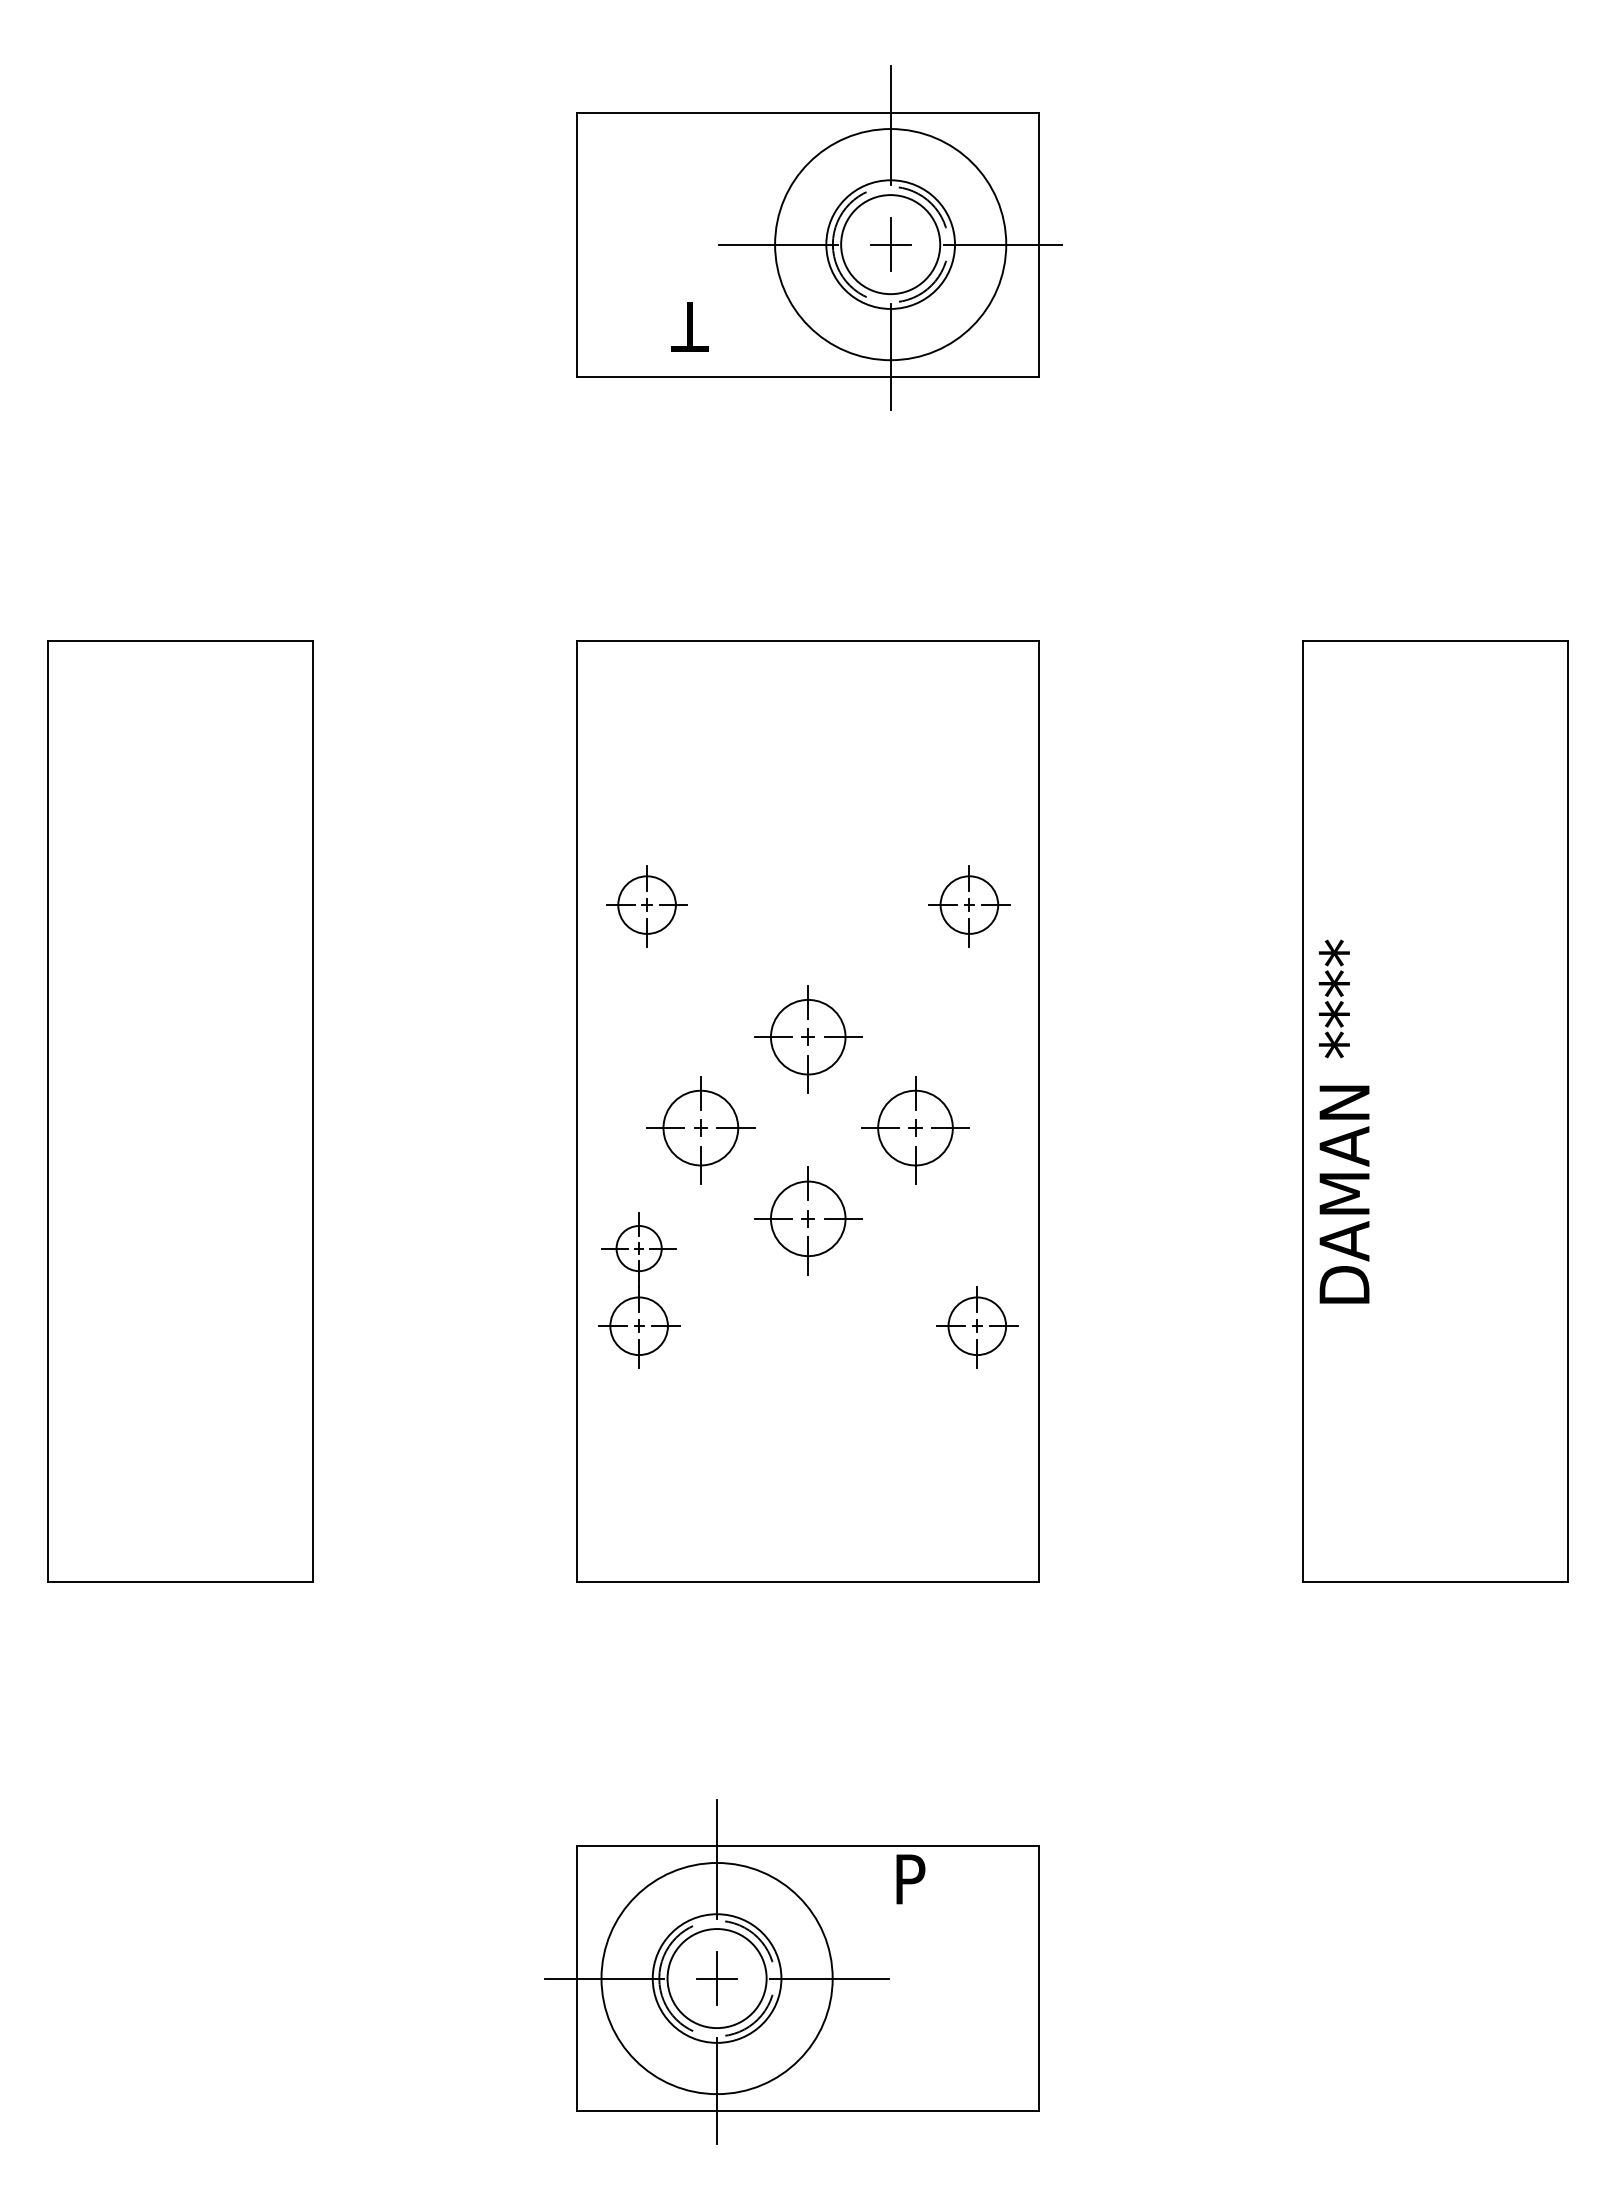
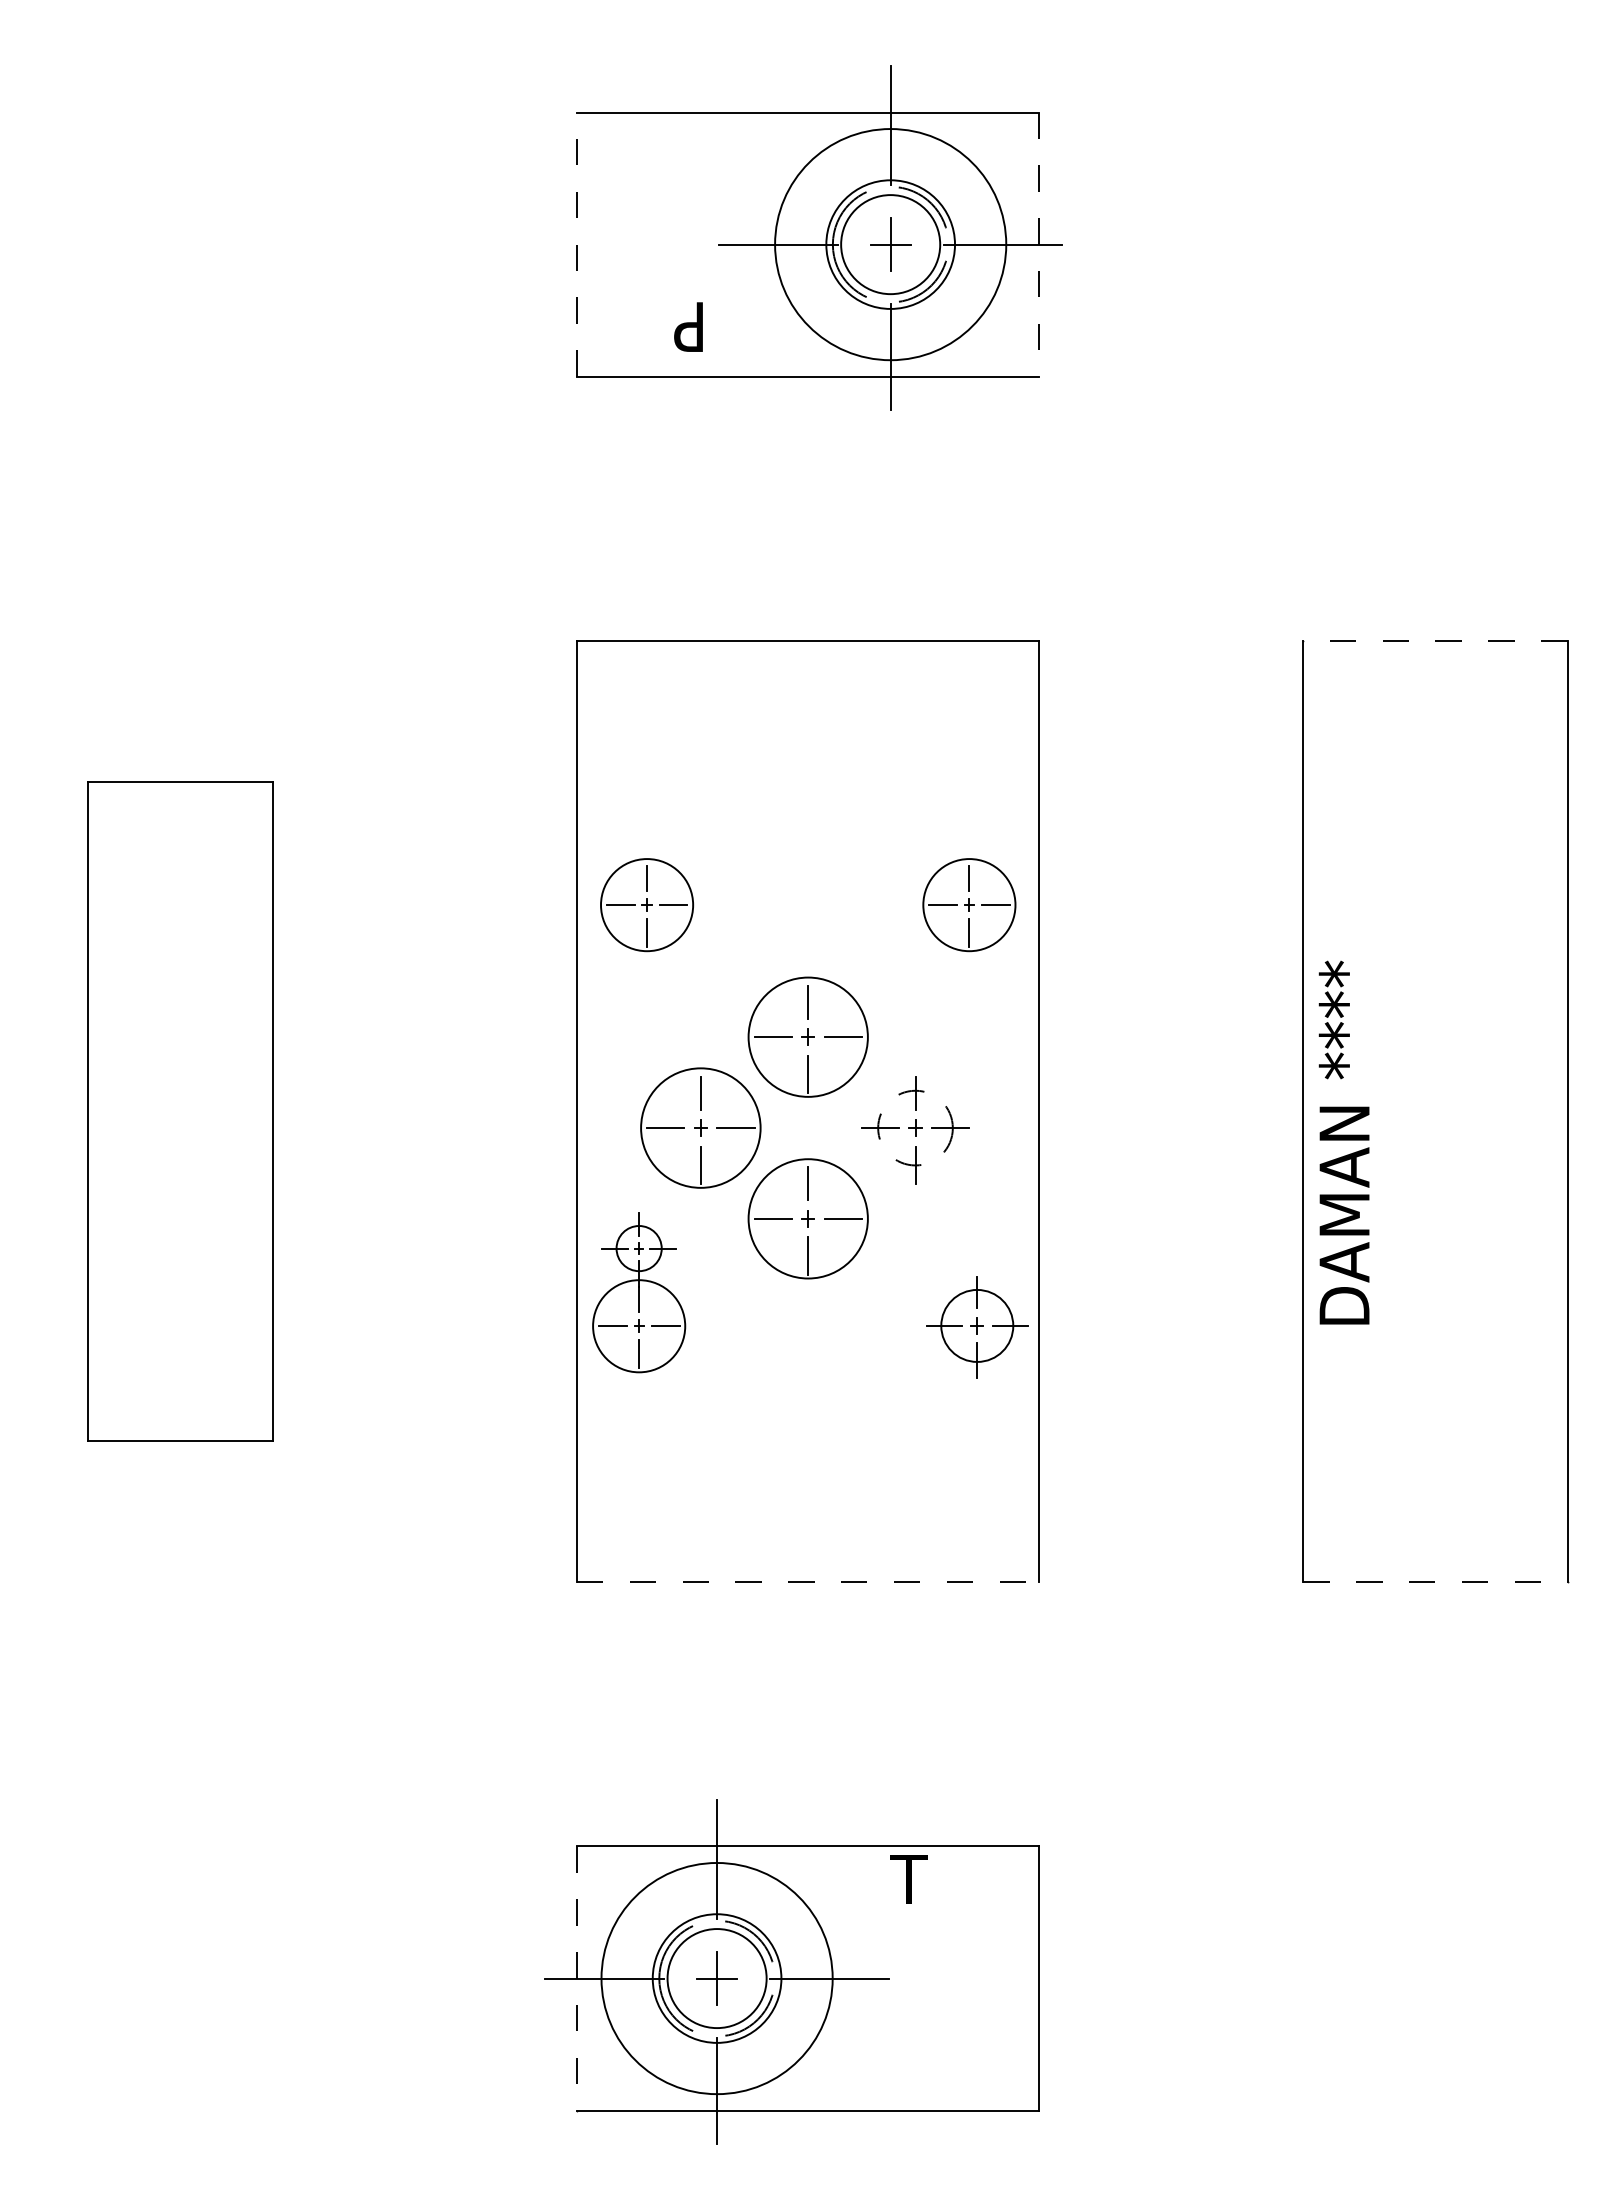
line: solid -> dashed (576, 244)
line: solid -> dashed (1039, 245)
text: T -> P (689, 326)
line: solid -> dashed (1434, 640)
circle diameter: 58 px -> 92 px (647, 905)
circle diameter: 58 px -> 92 px (969, 905)
circle diameter: 75 px -> 119 px (807, 1036)
part size: 267x943 px -> 187x661 px (180, 1111)
text position: (1343, 1121) -> (1343, 1142) (1343, 1142)
circle diameter: 75 px -> 120 px (700, 1127)
circle: solid -> dashed (915, 1127)
circle diameter: 75 px -> 119 px (807, 1218)
circle diameter: 58 px -> 92 px (639, 1326)
part size: 83x83 px -> 103x103 px (977, 1327)
line: solid -> dashed (808, 1582)
line: solid -> dashed (1435, 1582)
text: P -> T (908, 1879)
line: solid -> dashed (576, 1979)
